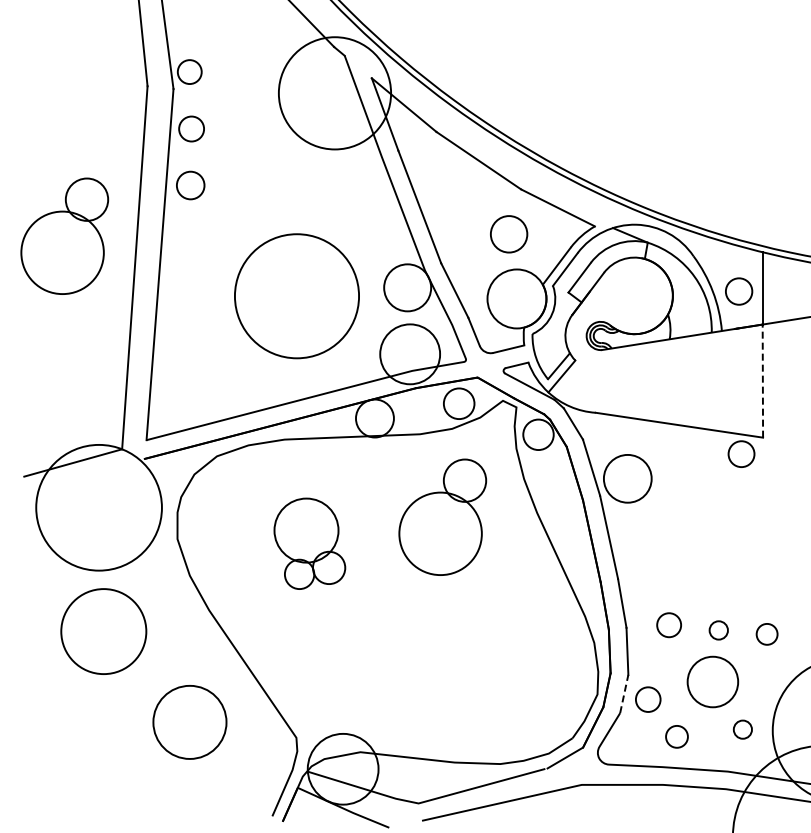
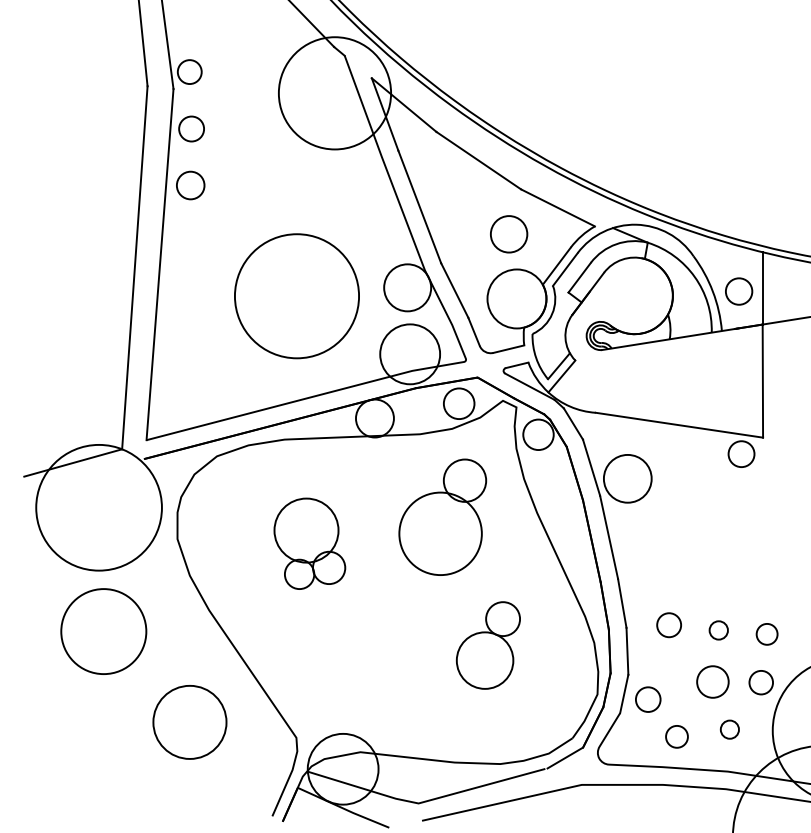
part: present -> none (64, 235)
line: dashed -> solid (762, 381)
part: none -> present (487, 645)
circle diameter: 51 px -> 32 px (712, 681)
circle: none -> present (760, 682)
line: dashed -> solid (624, 693)
circle position: (742, 729) -> (729, 729) (729, 729)
